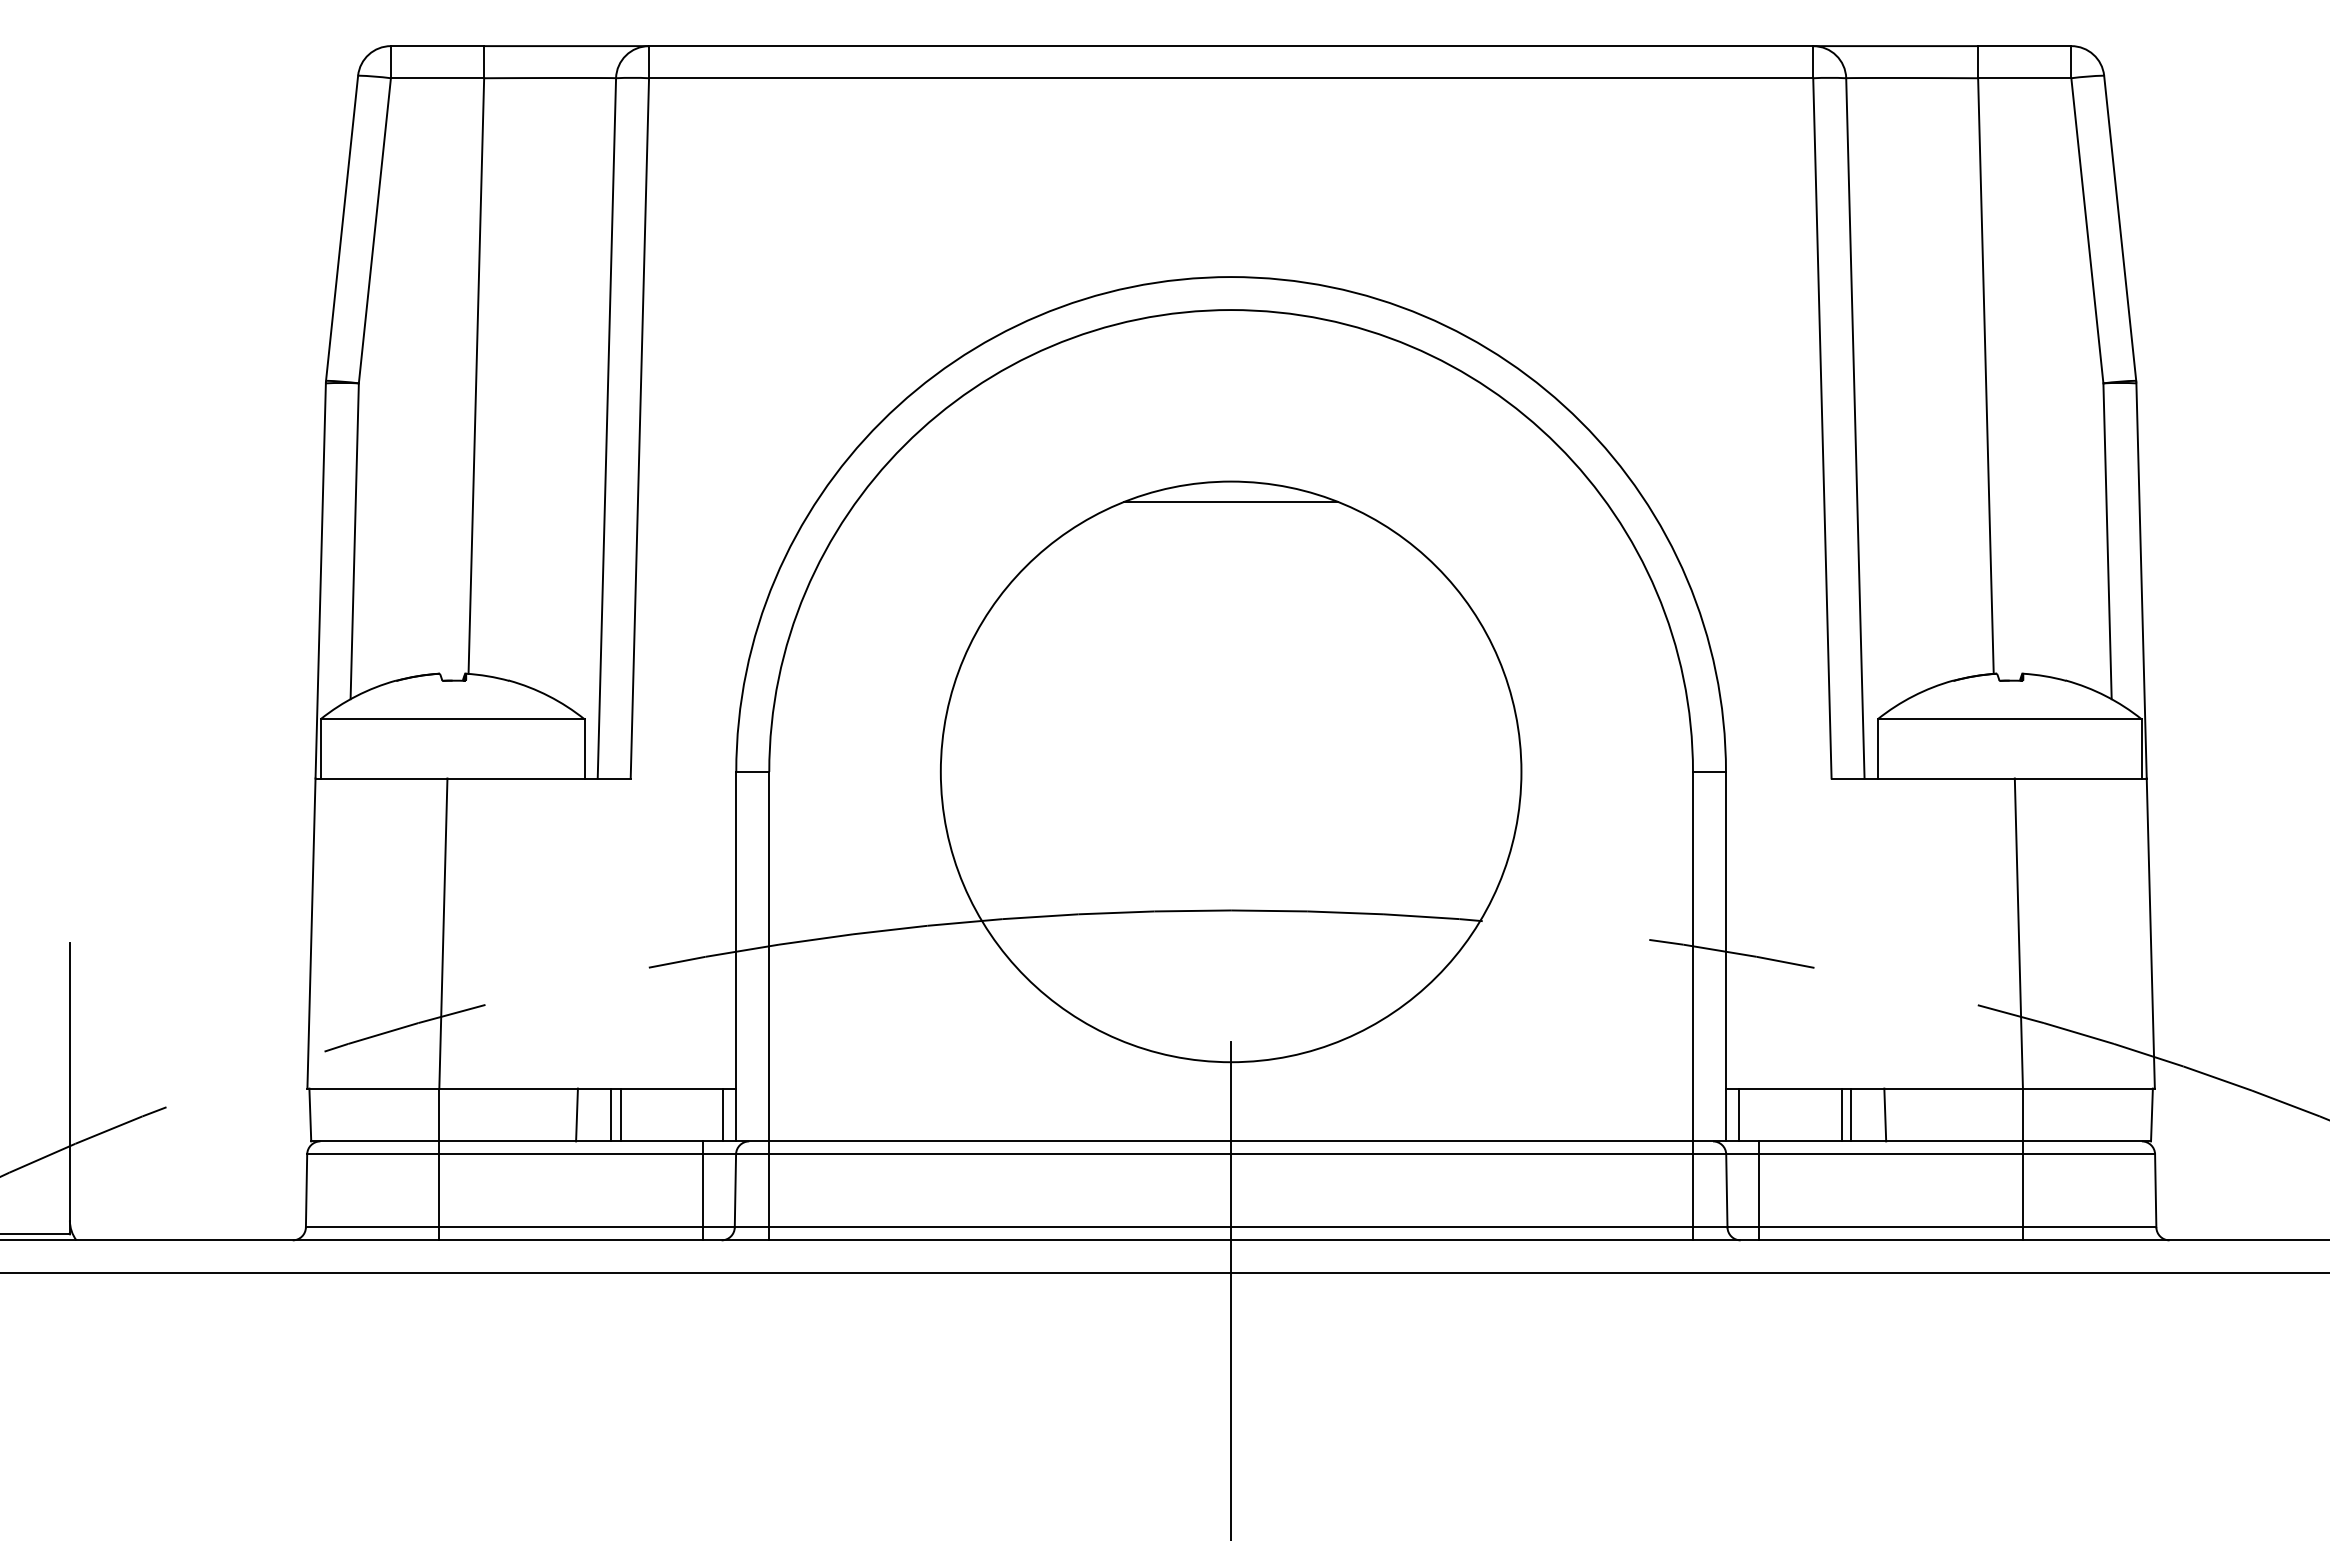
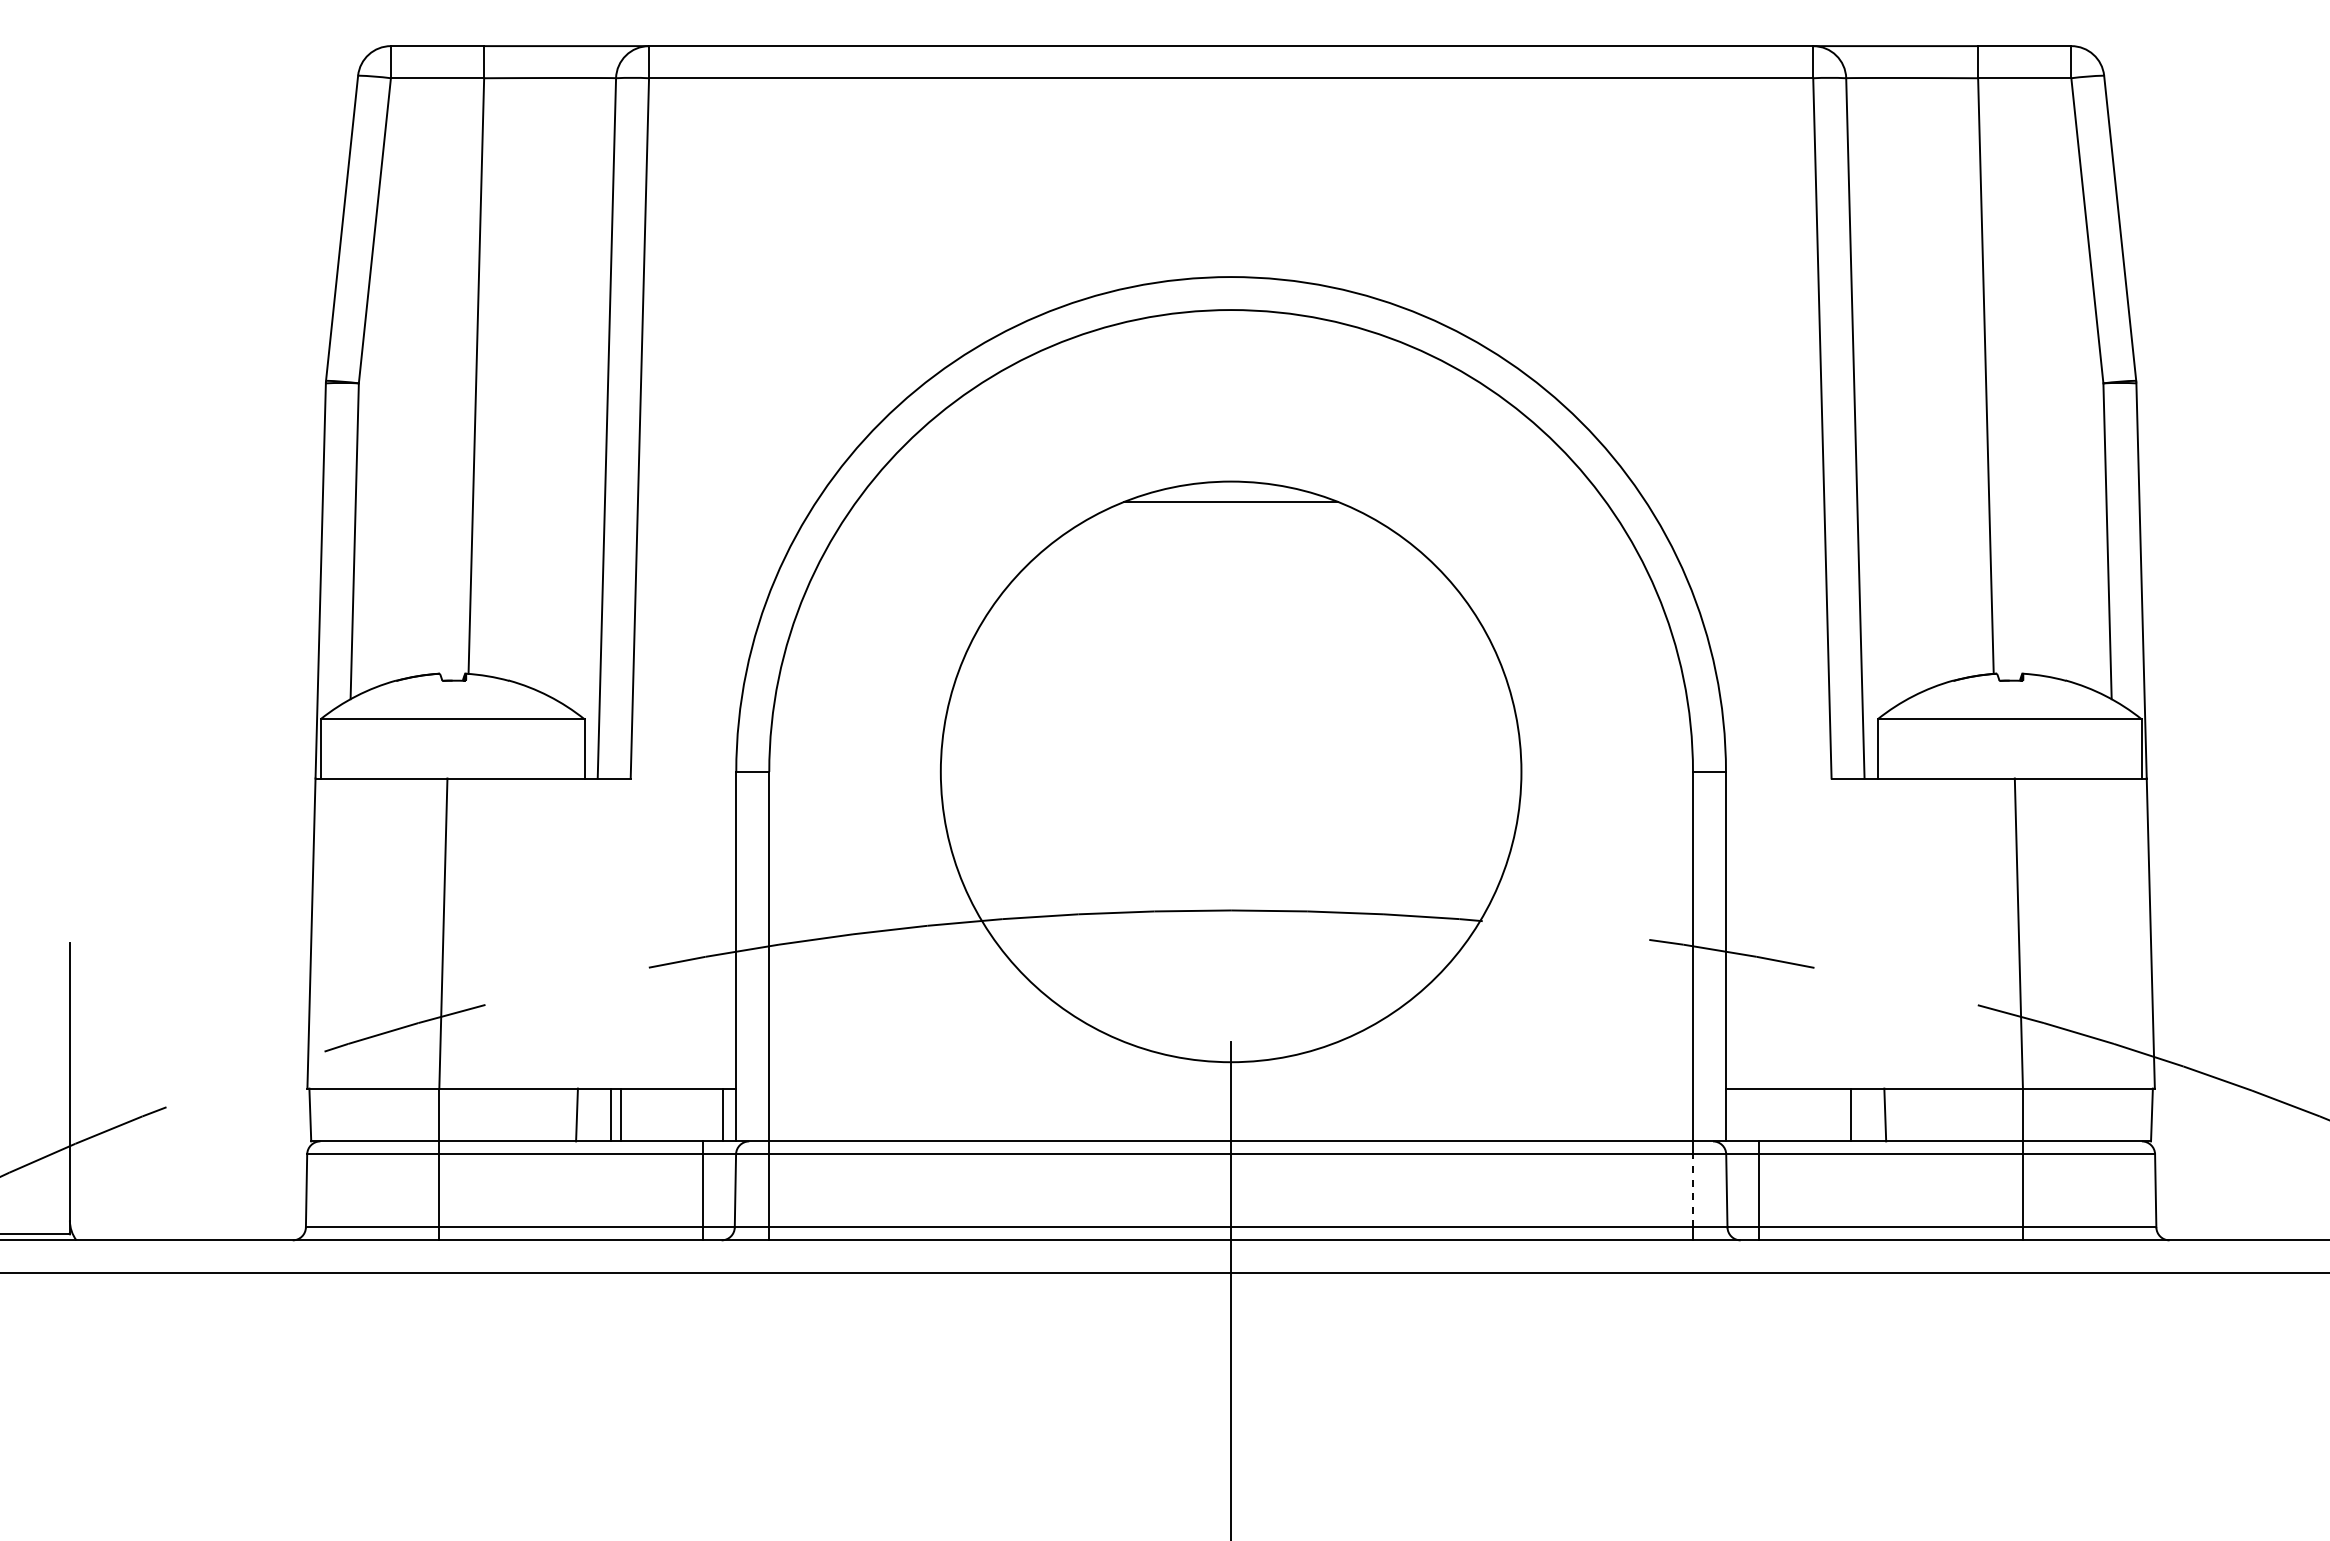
line: present -> none (1739, 1114)
line: present -> none (1841, 1114)
line: solid -> dashed (1693, 1190)
